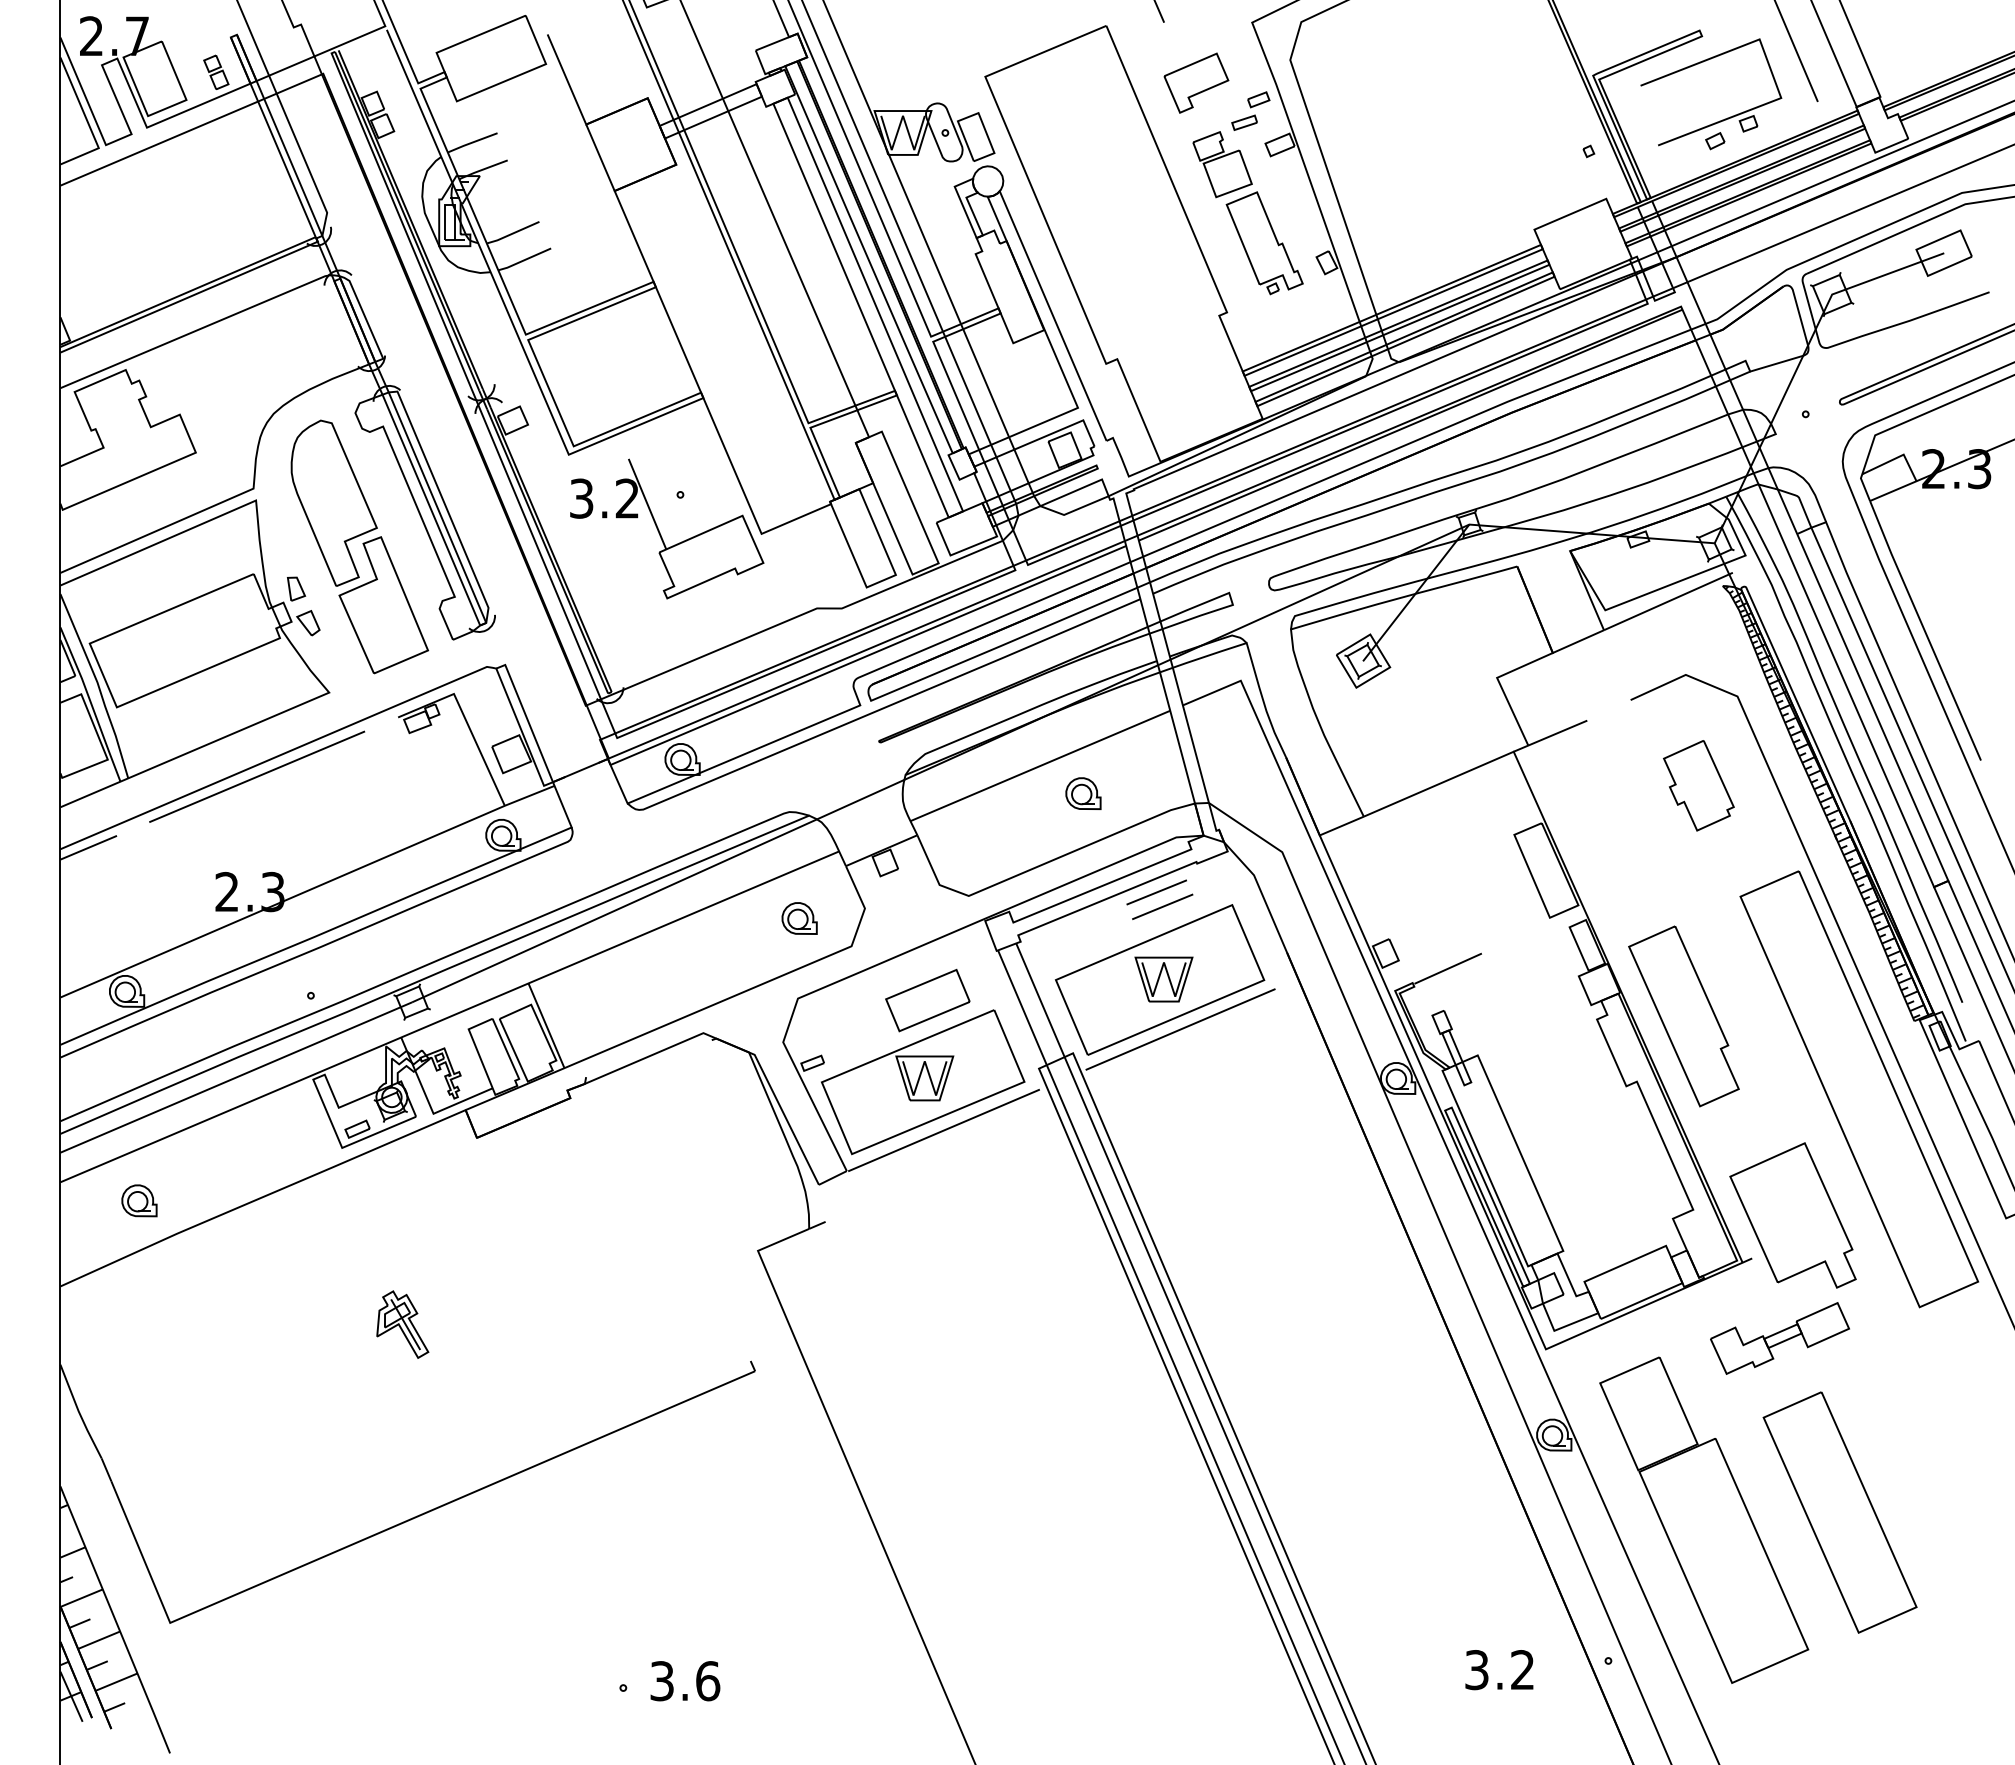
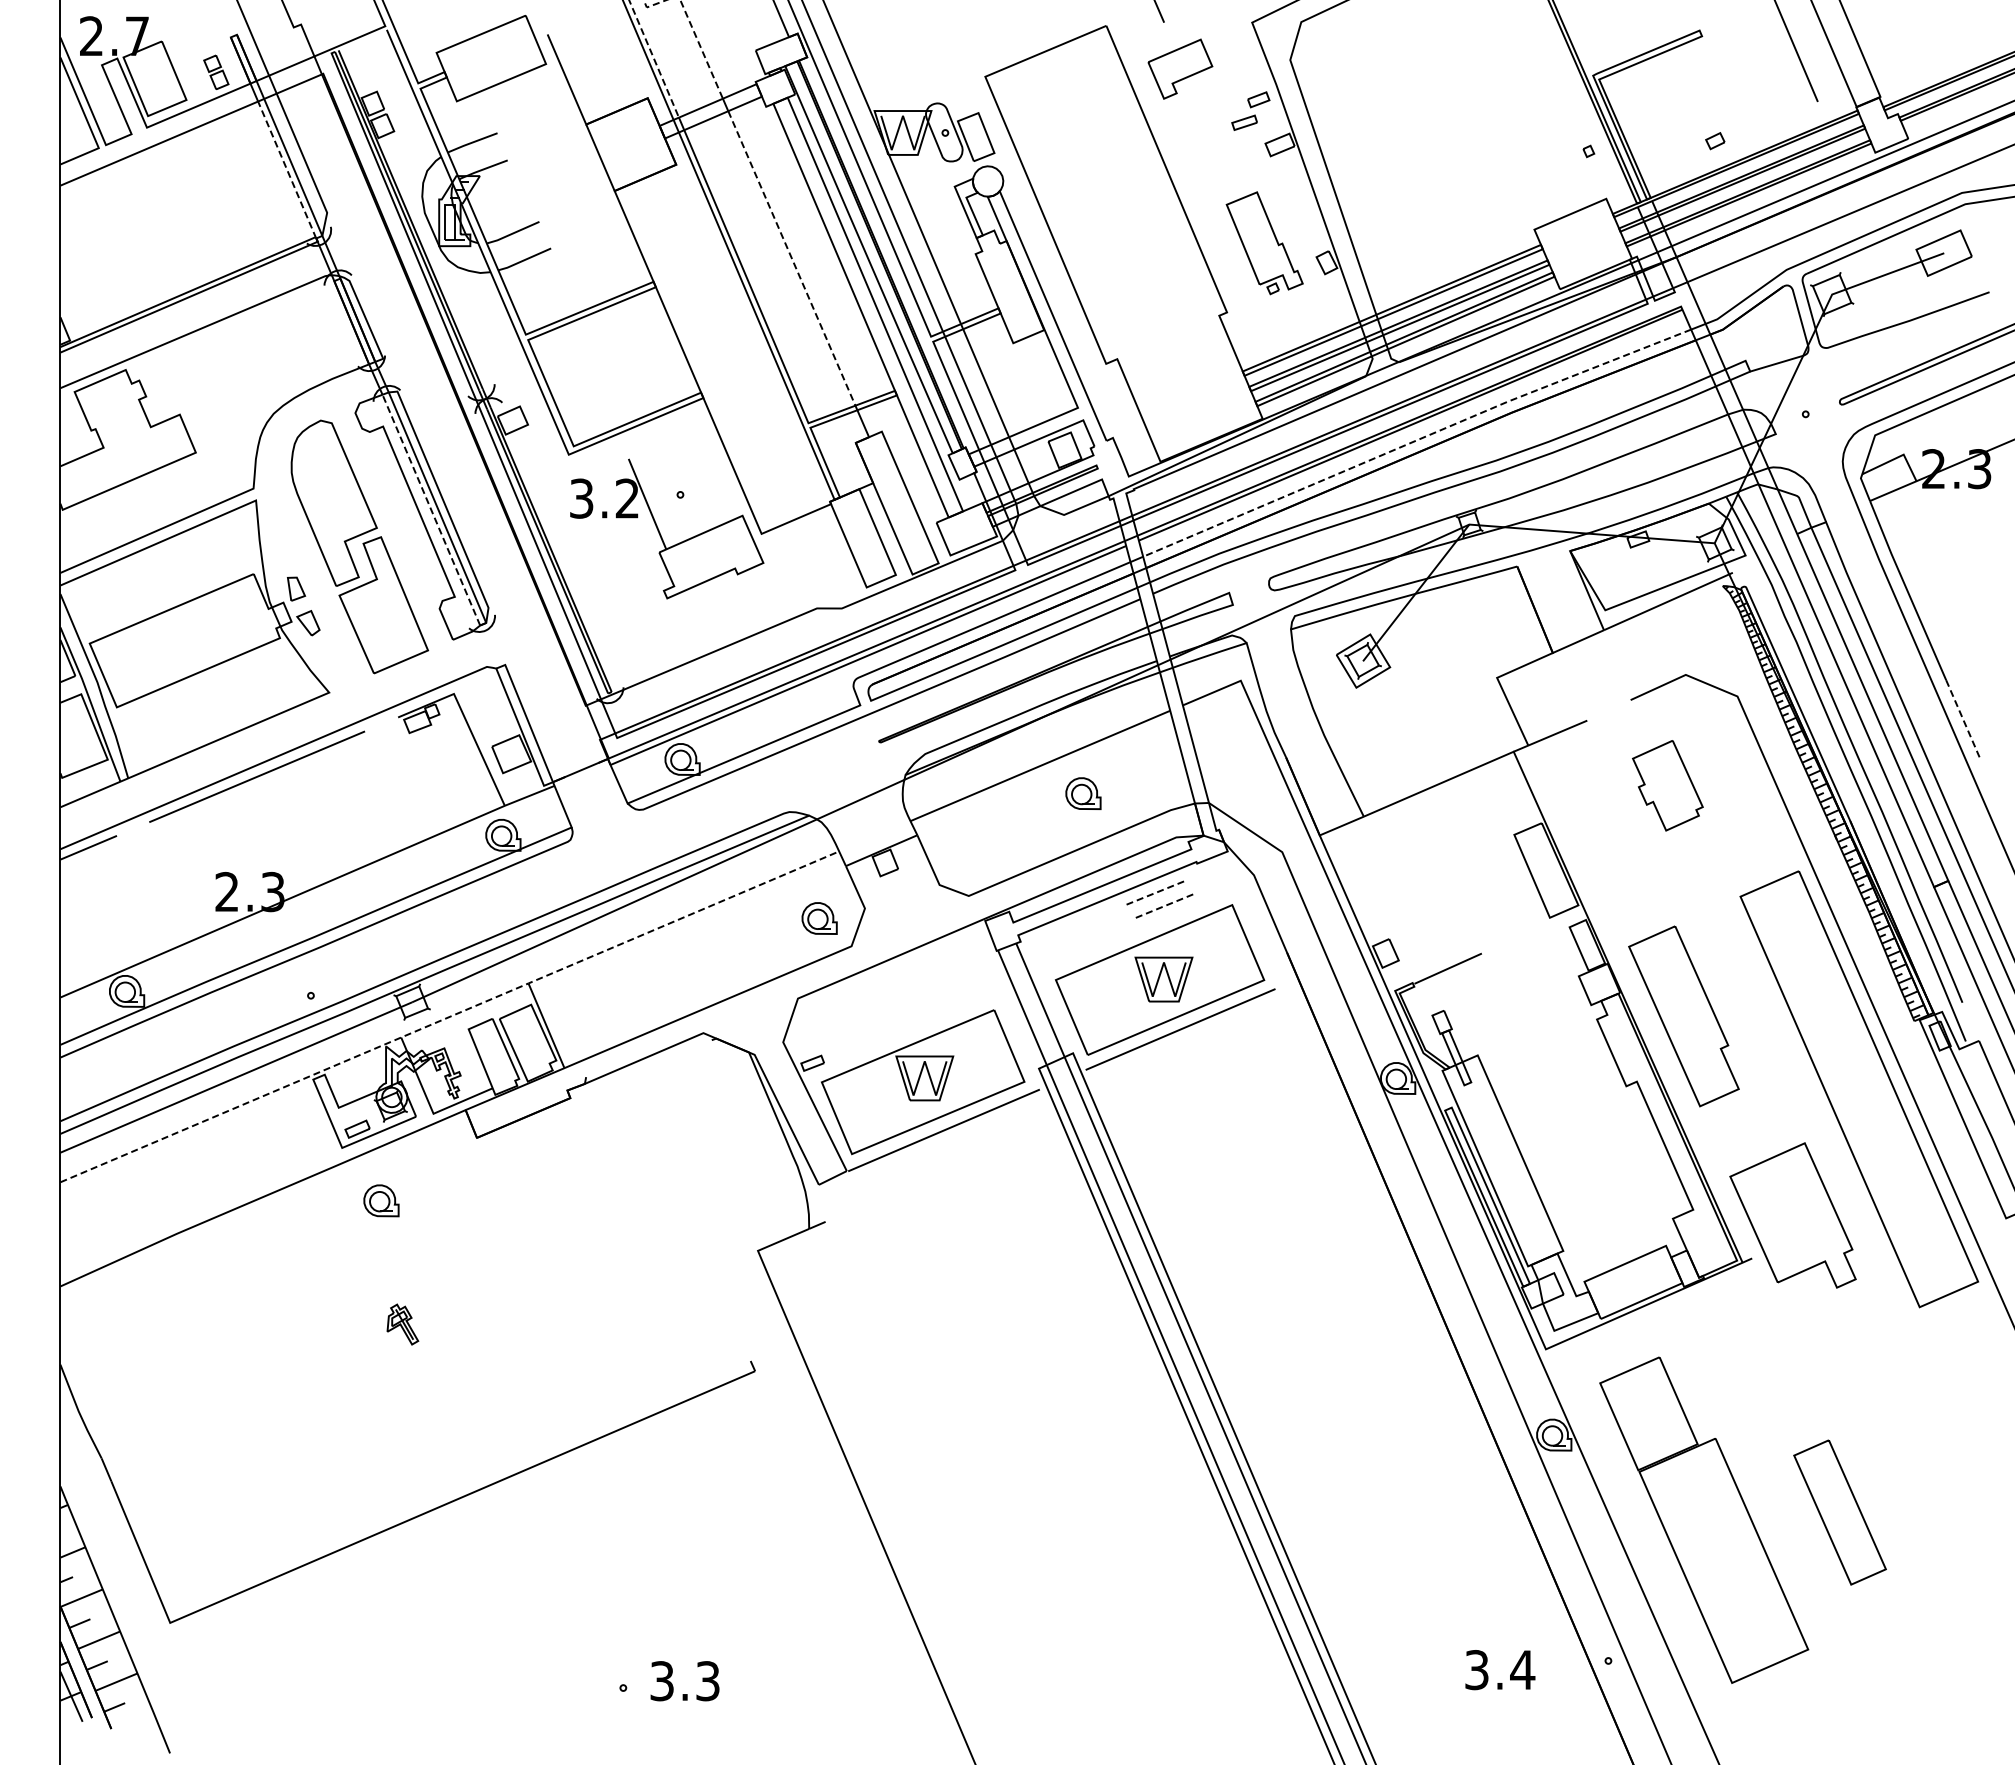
line: solid -> dashed (695, 35)
line: solid -> dashed (654, 58)
part position: (1196, 82) -> (1180, 68) (1180, 68)
part: present -> none (1719, 120)
part: present -> none (1222, 164)
line: solid -> dashed (287, 170)
line: solid -> dashed (792, 258)
line: solid -> dashed (1417, 440)
line: solid -> dashed (431, 509)
line: solid -> dashed (1963, 720)
part position: (1698, 785) -> (1667, 785) (1667, 785)
line: solid -> dashed (1156, 892)
line: solid -> dashed (1162, 906)
part position: (799, 918) -> (819, 918) (819, 918)
part: present -> none (927, 1000)
line: solid -> dashed (449, 1016)
part position: (139, 1200) -> (381, 1200) (381, 1200)
part size: 54x69 px -> 34x43 px (402, 1324)
part: present -> none (1779, 1338)
part size: 156x243 px -> 94x147 px (1839, 1512)
text: 3.2 -> 3.4 (1522, 1669)
text: 3.6 -> 3.3 (708, 1681)
